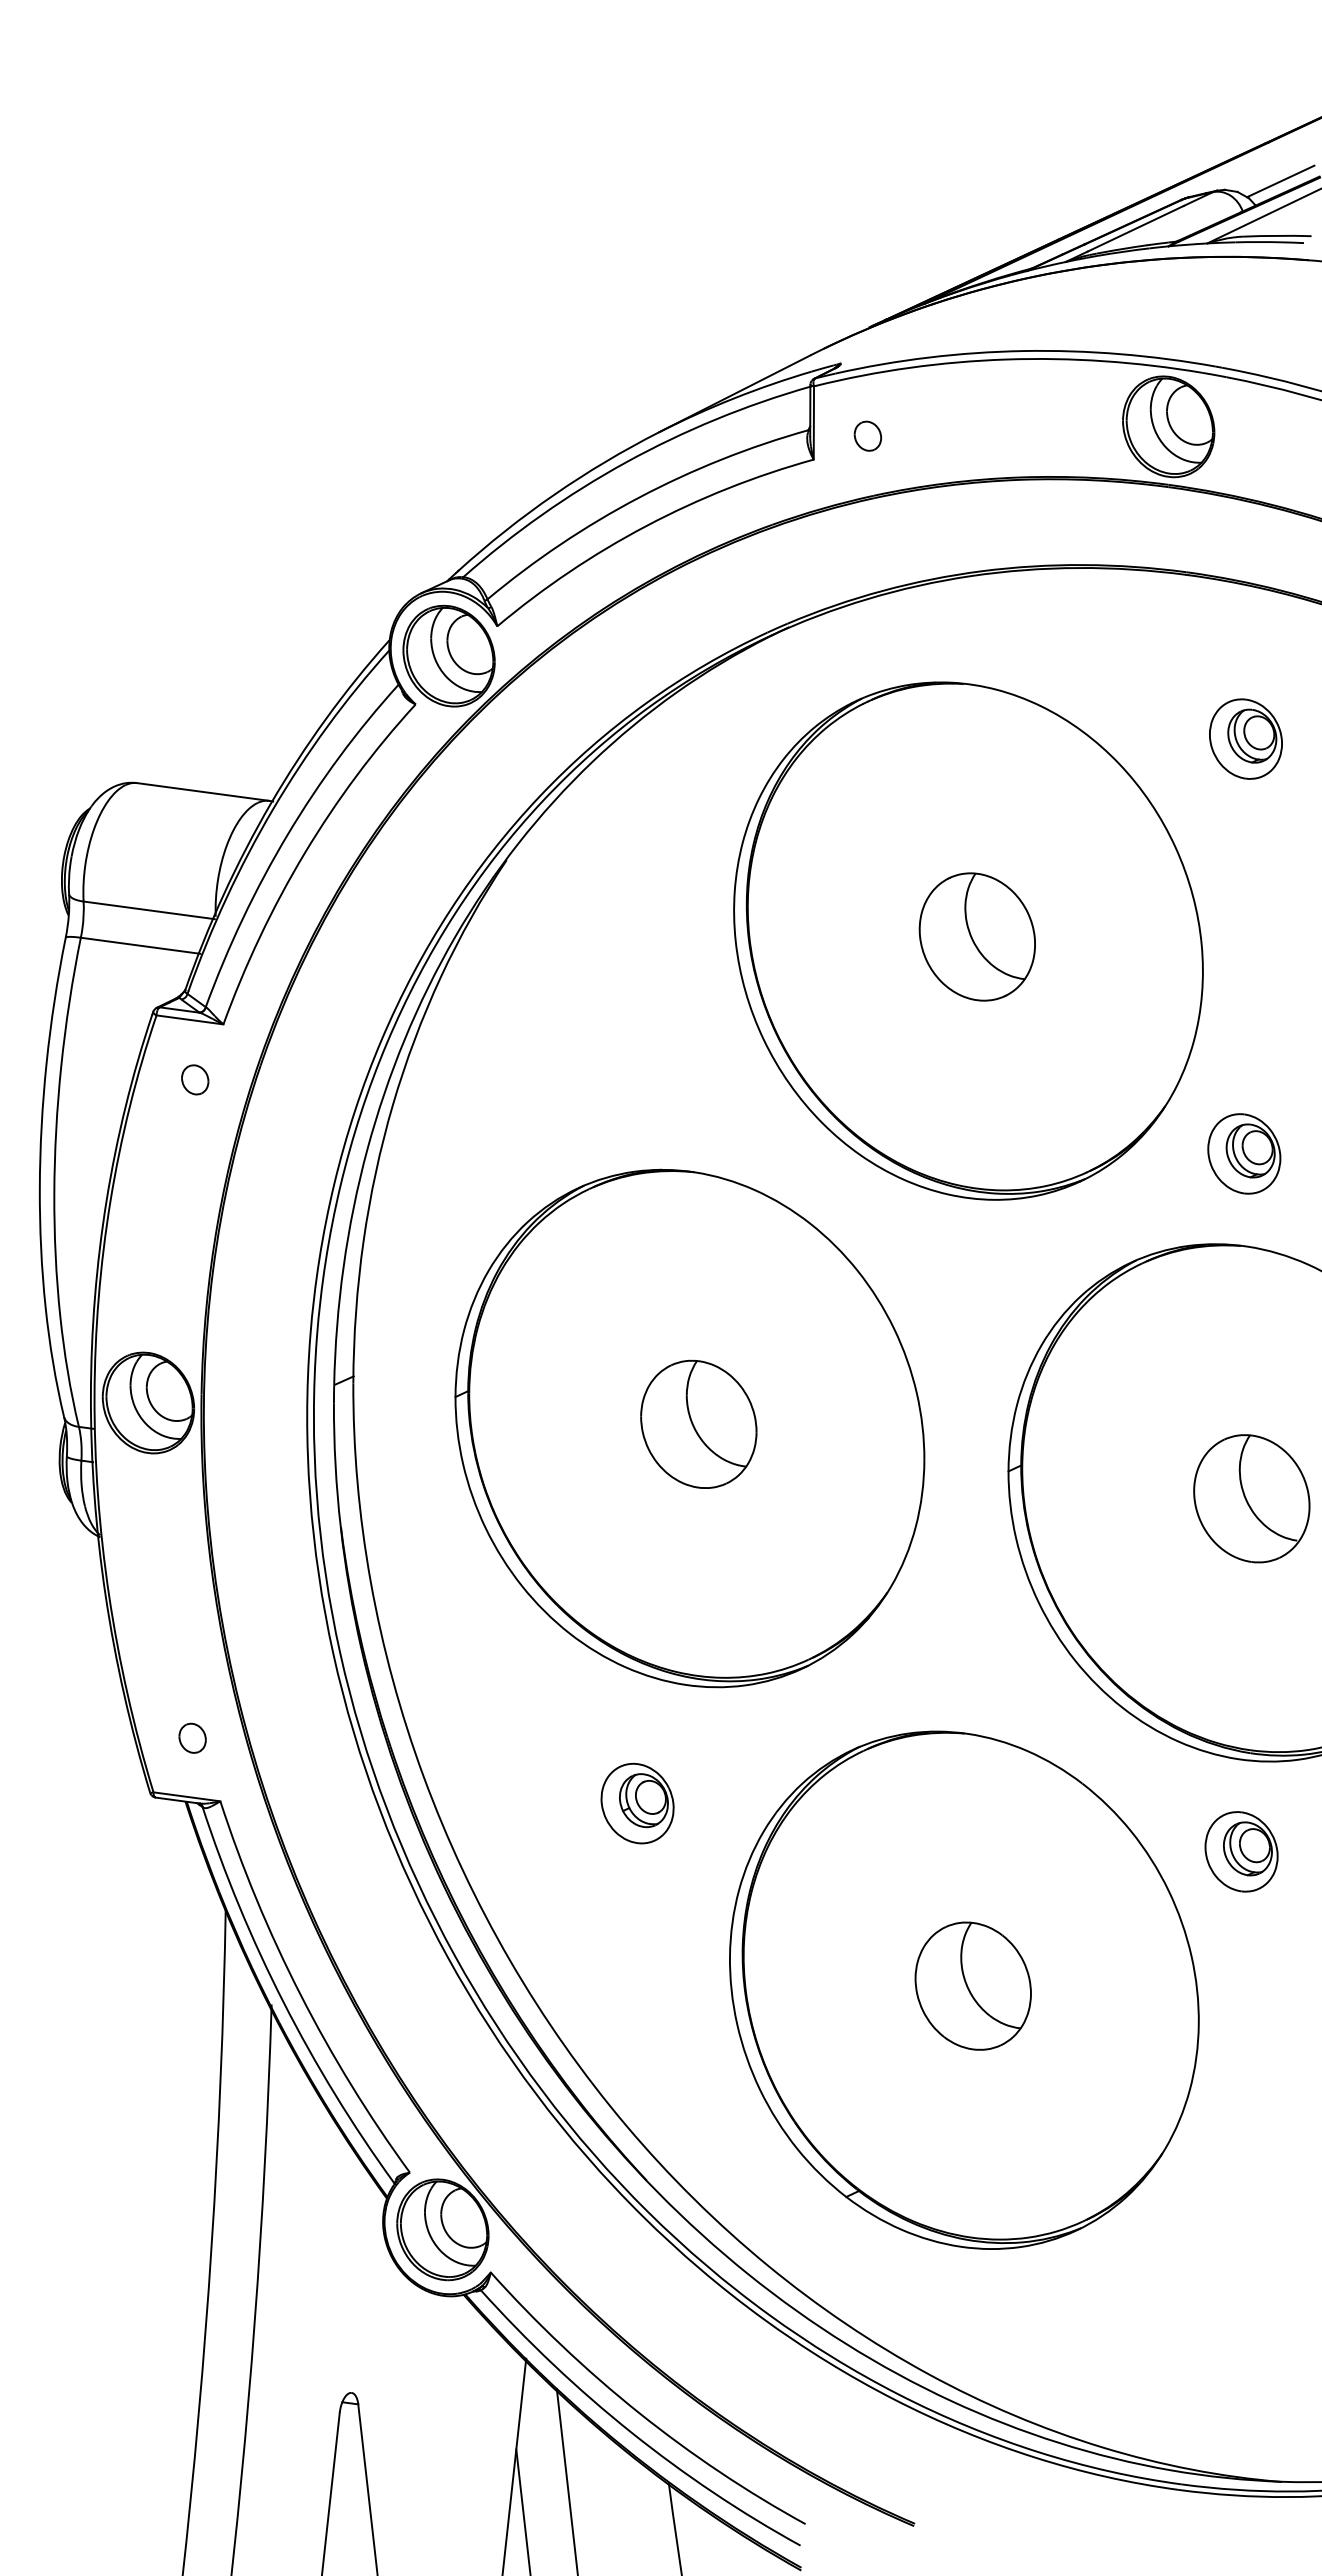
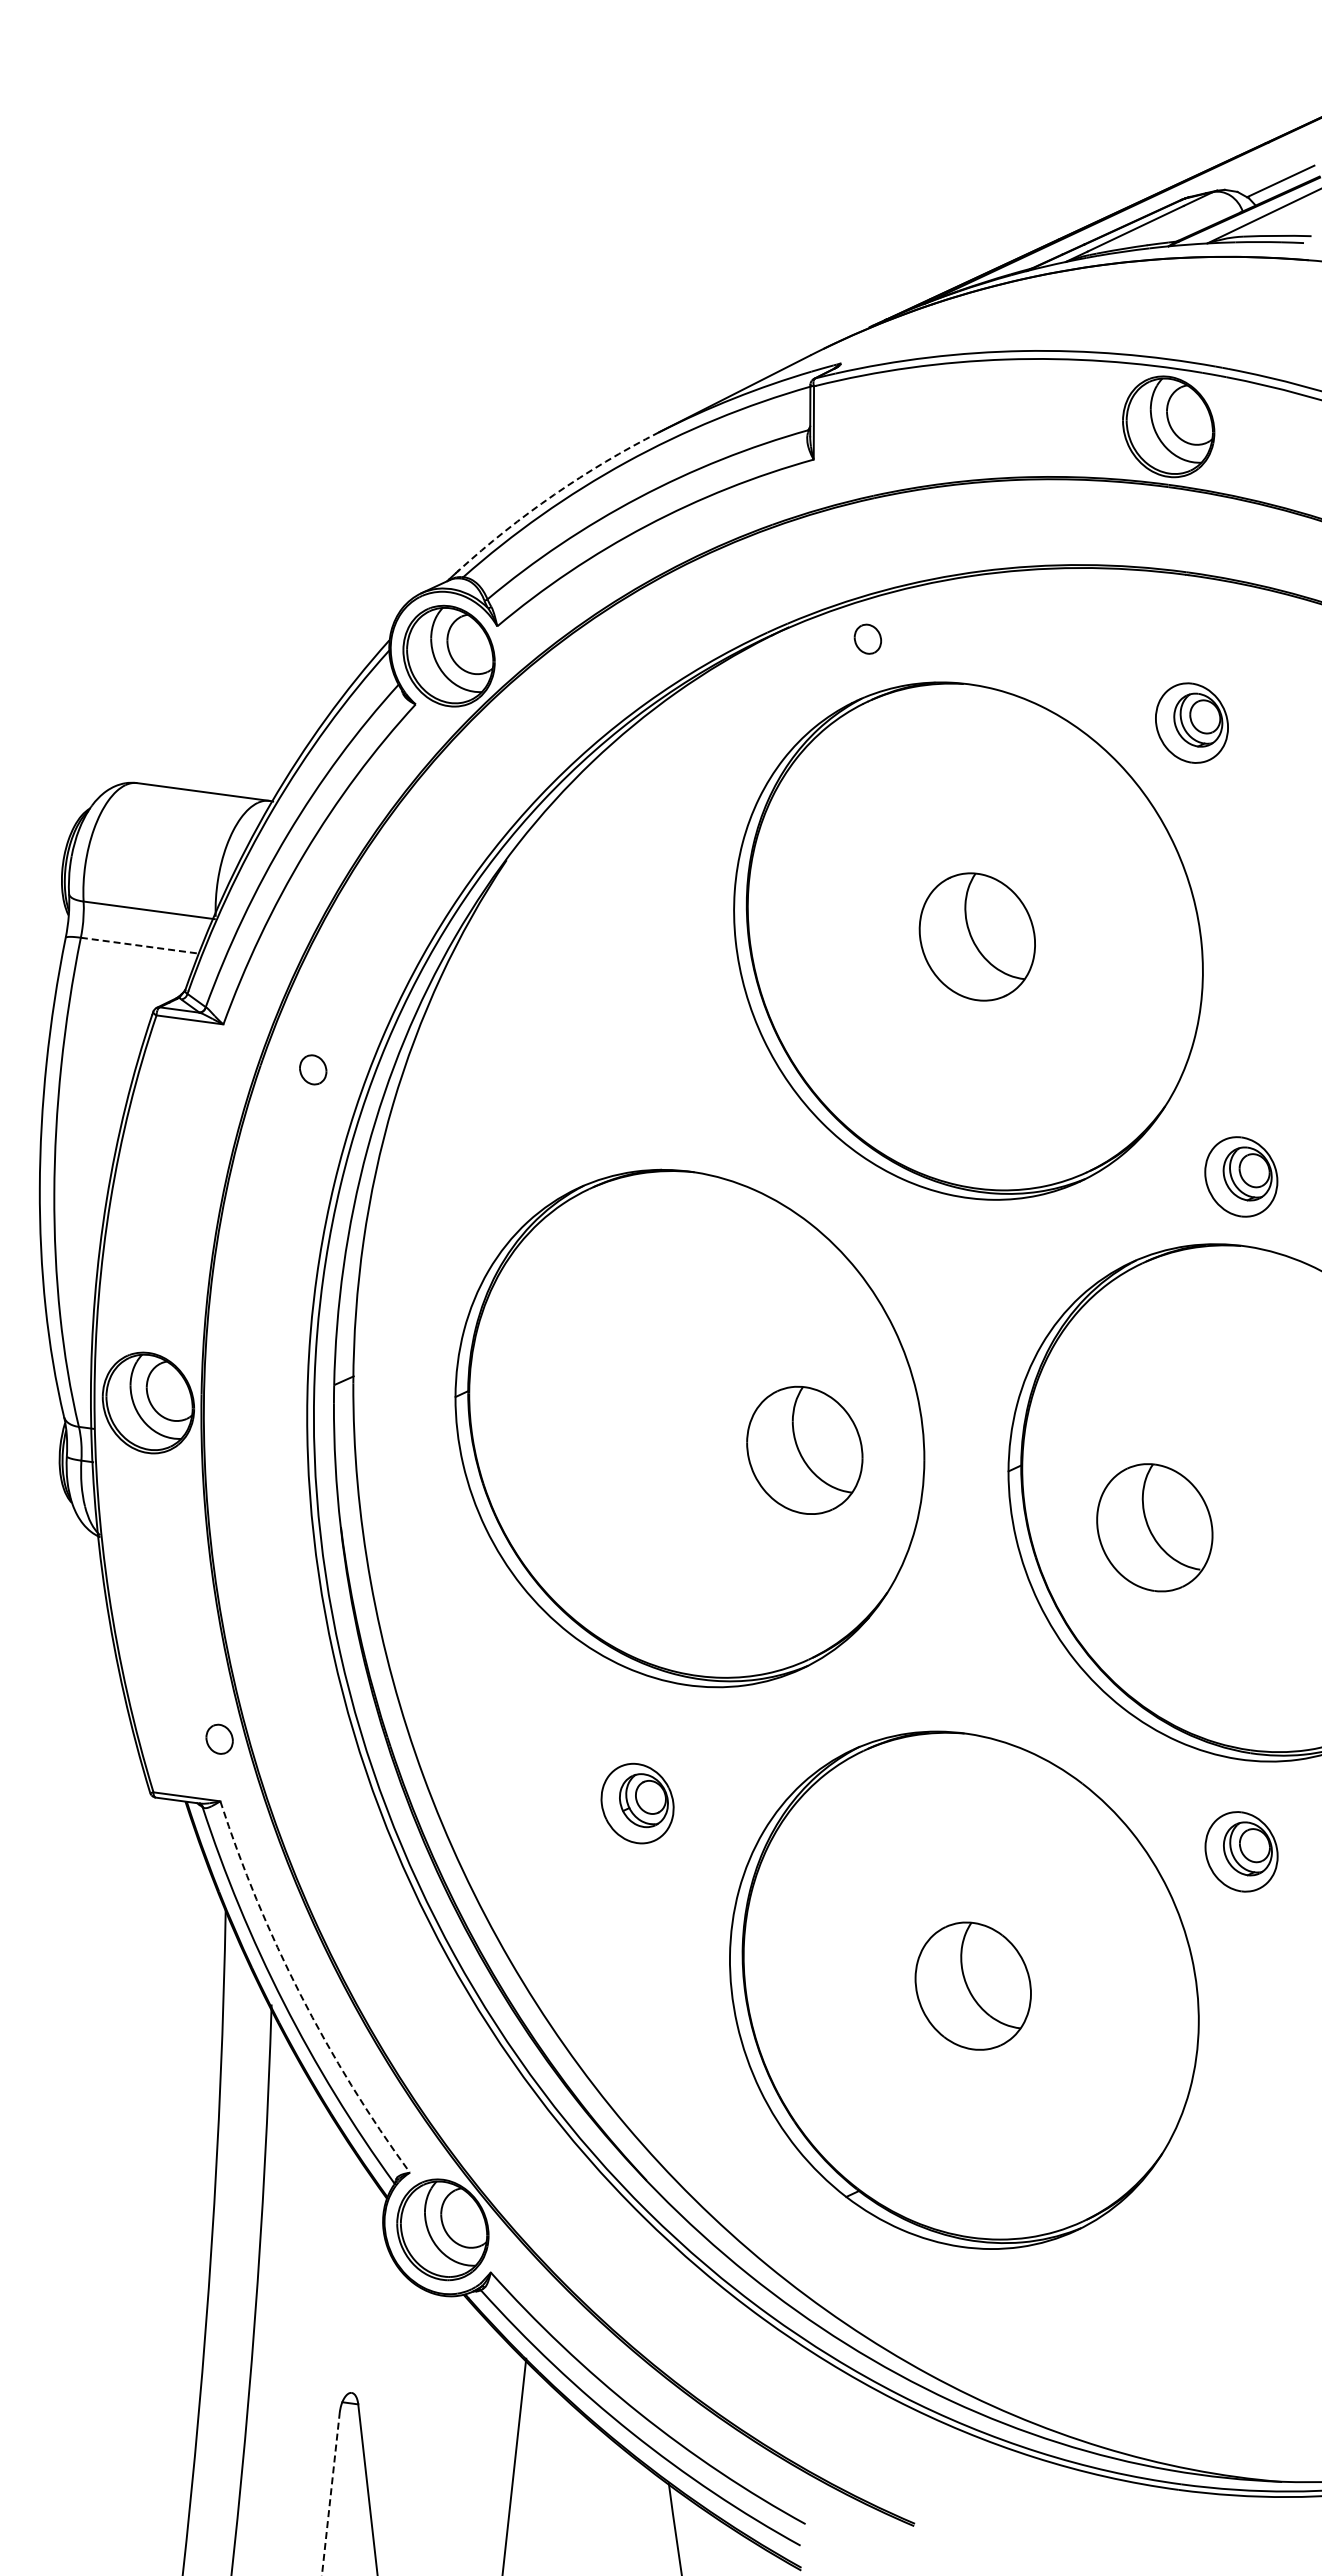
part position: (867, 435) -> (867, 638) (867, 638)
arc: solid -> dashed (554, 494)
part position: (1245, 738) -> (1191, 722) (1191, 722)
line: solid -> dashed (141, 945)
part position: (195, 1079) -> (313, 1069) (313, 1069)
part position: (1244, 1153) -> (1241, 1176) (1241, 1176)
part position: (698, 1423) -> (804, 1449) (804, 1449)
part position: (1251, 1498) -> (1154, 1527) (1154, 1527)
part position: (192, 1737) -> (219, 1738) (219, 1738)
arc: solid -> dashed (300, 1994)
line: present -> none (566, 2480)
line: solid -> dashed (330, 2494)
line: present -> none (523, 2510)
